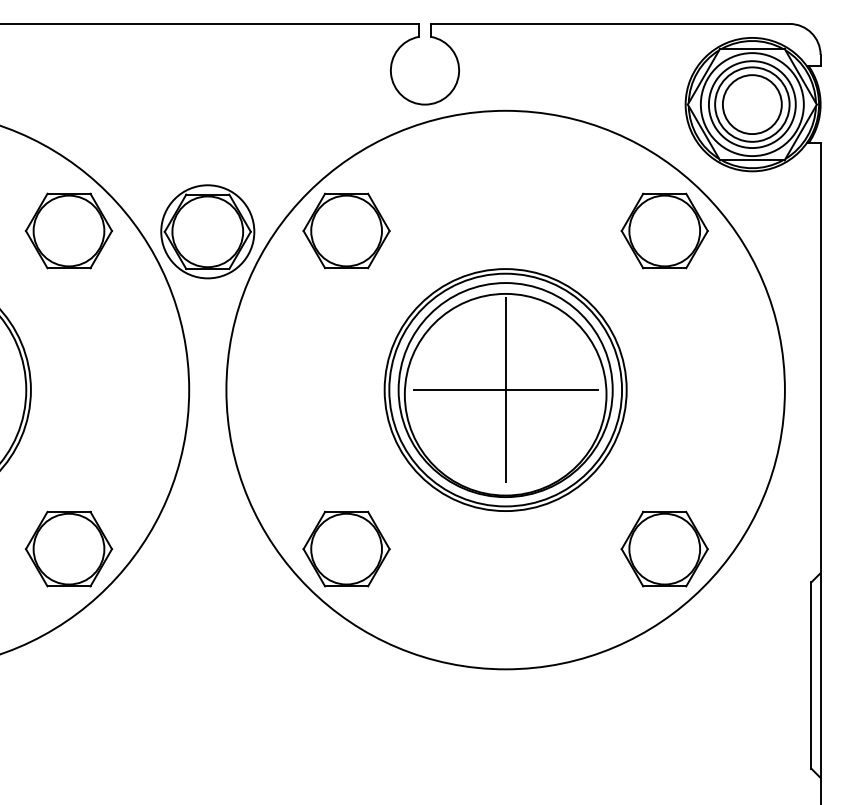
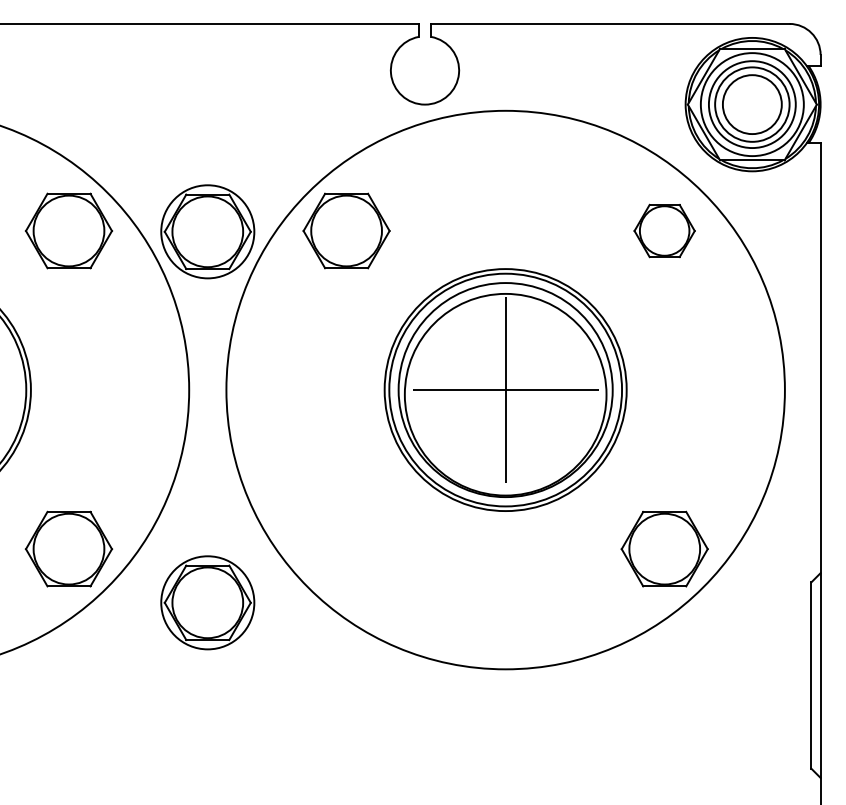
part size: 89x78 px -> 63x56 px (664, 230)
part: present -> none (346, 548)
part: none -> present (207, 602)
